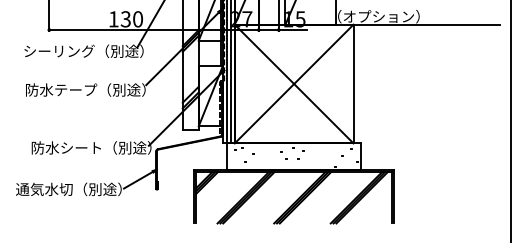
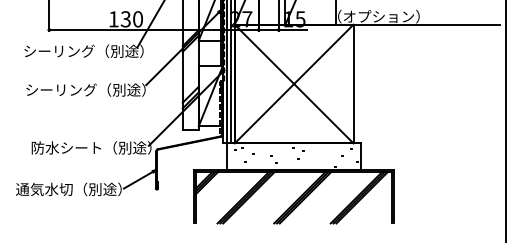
text: 防水テープ（別途） -> シーリング（別途） (61, 89)
line position: (511, 120) -> (506, 120) (506, 120)
part position: (283, 155) -> (273, 159) (273, 159)
